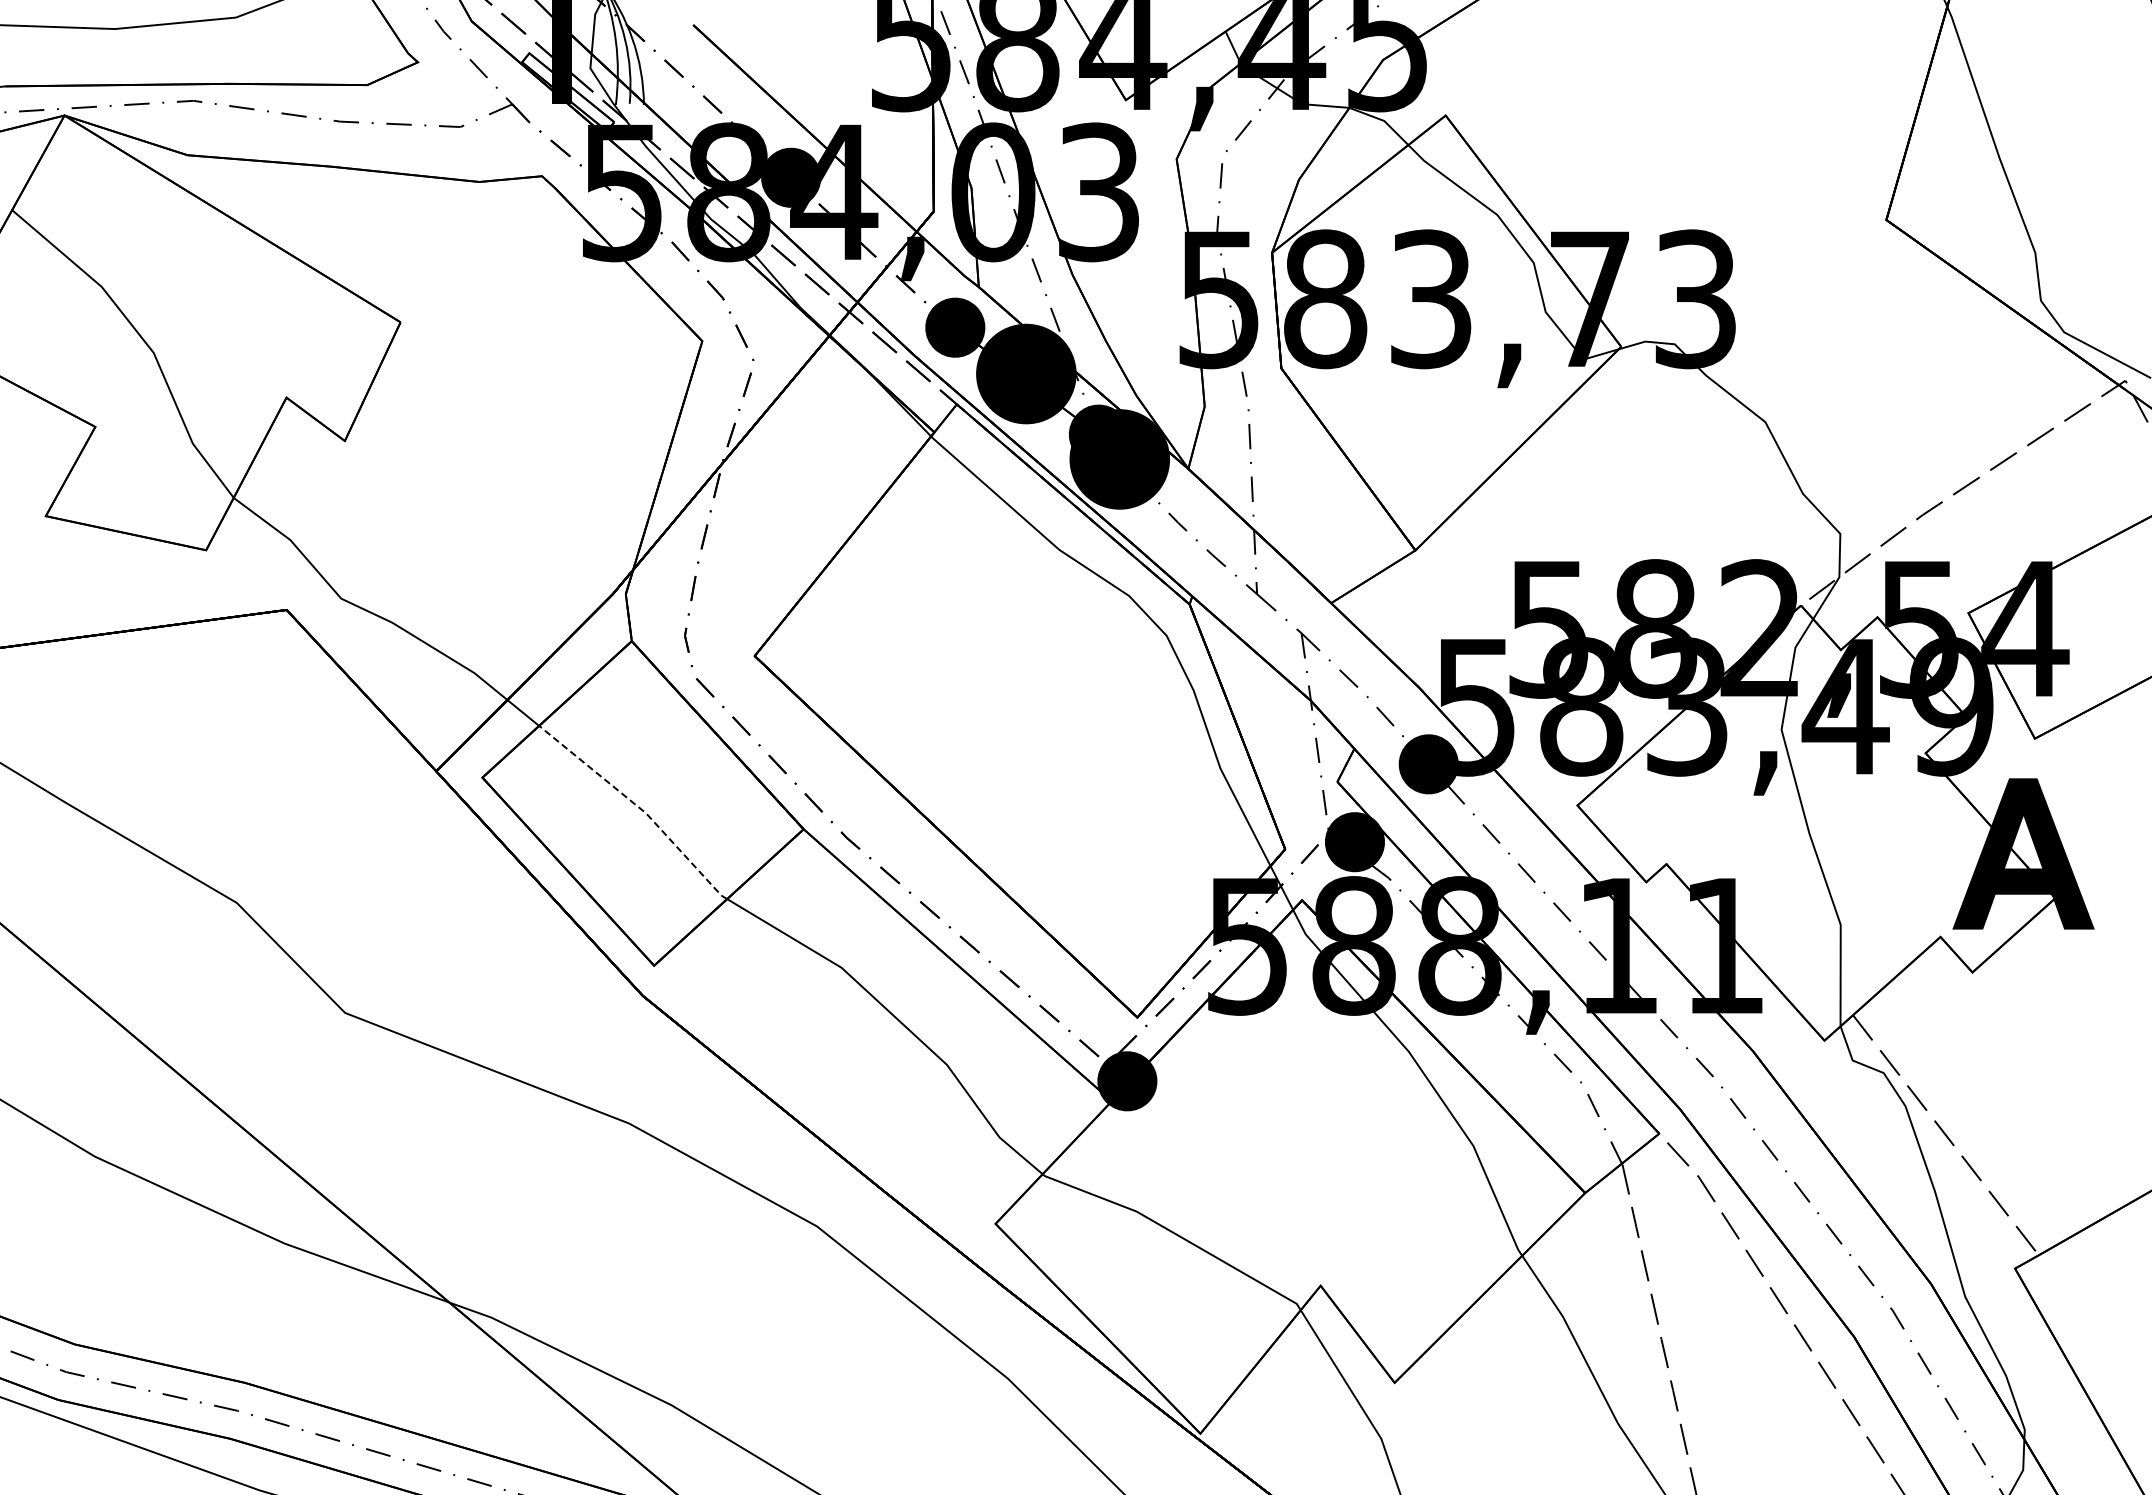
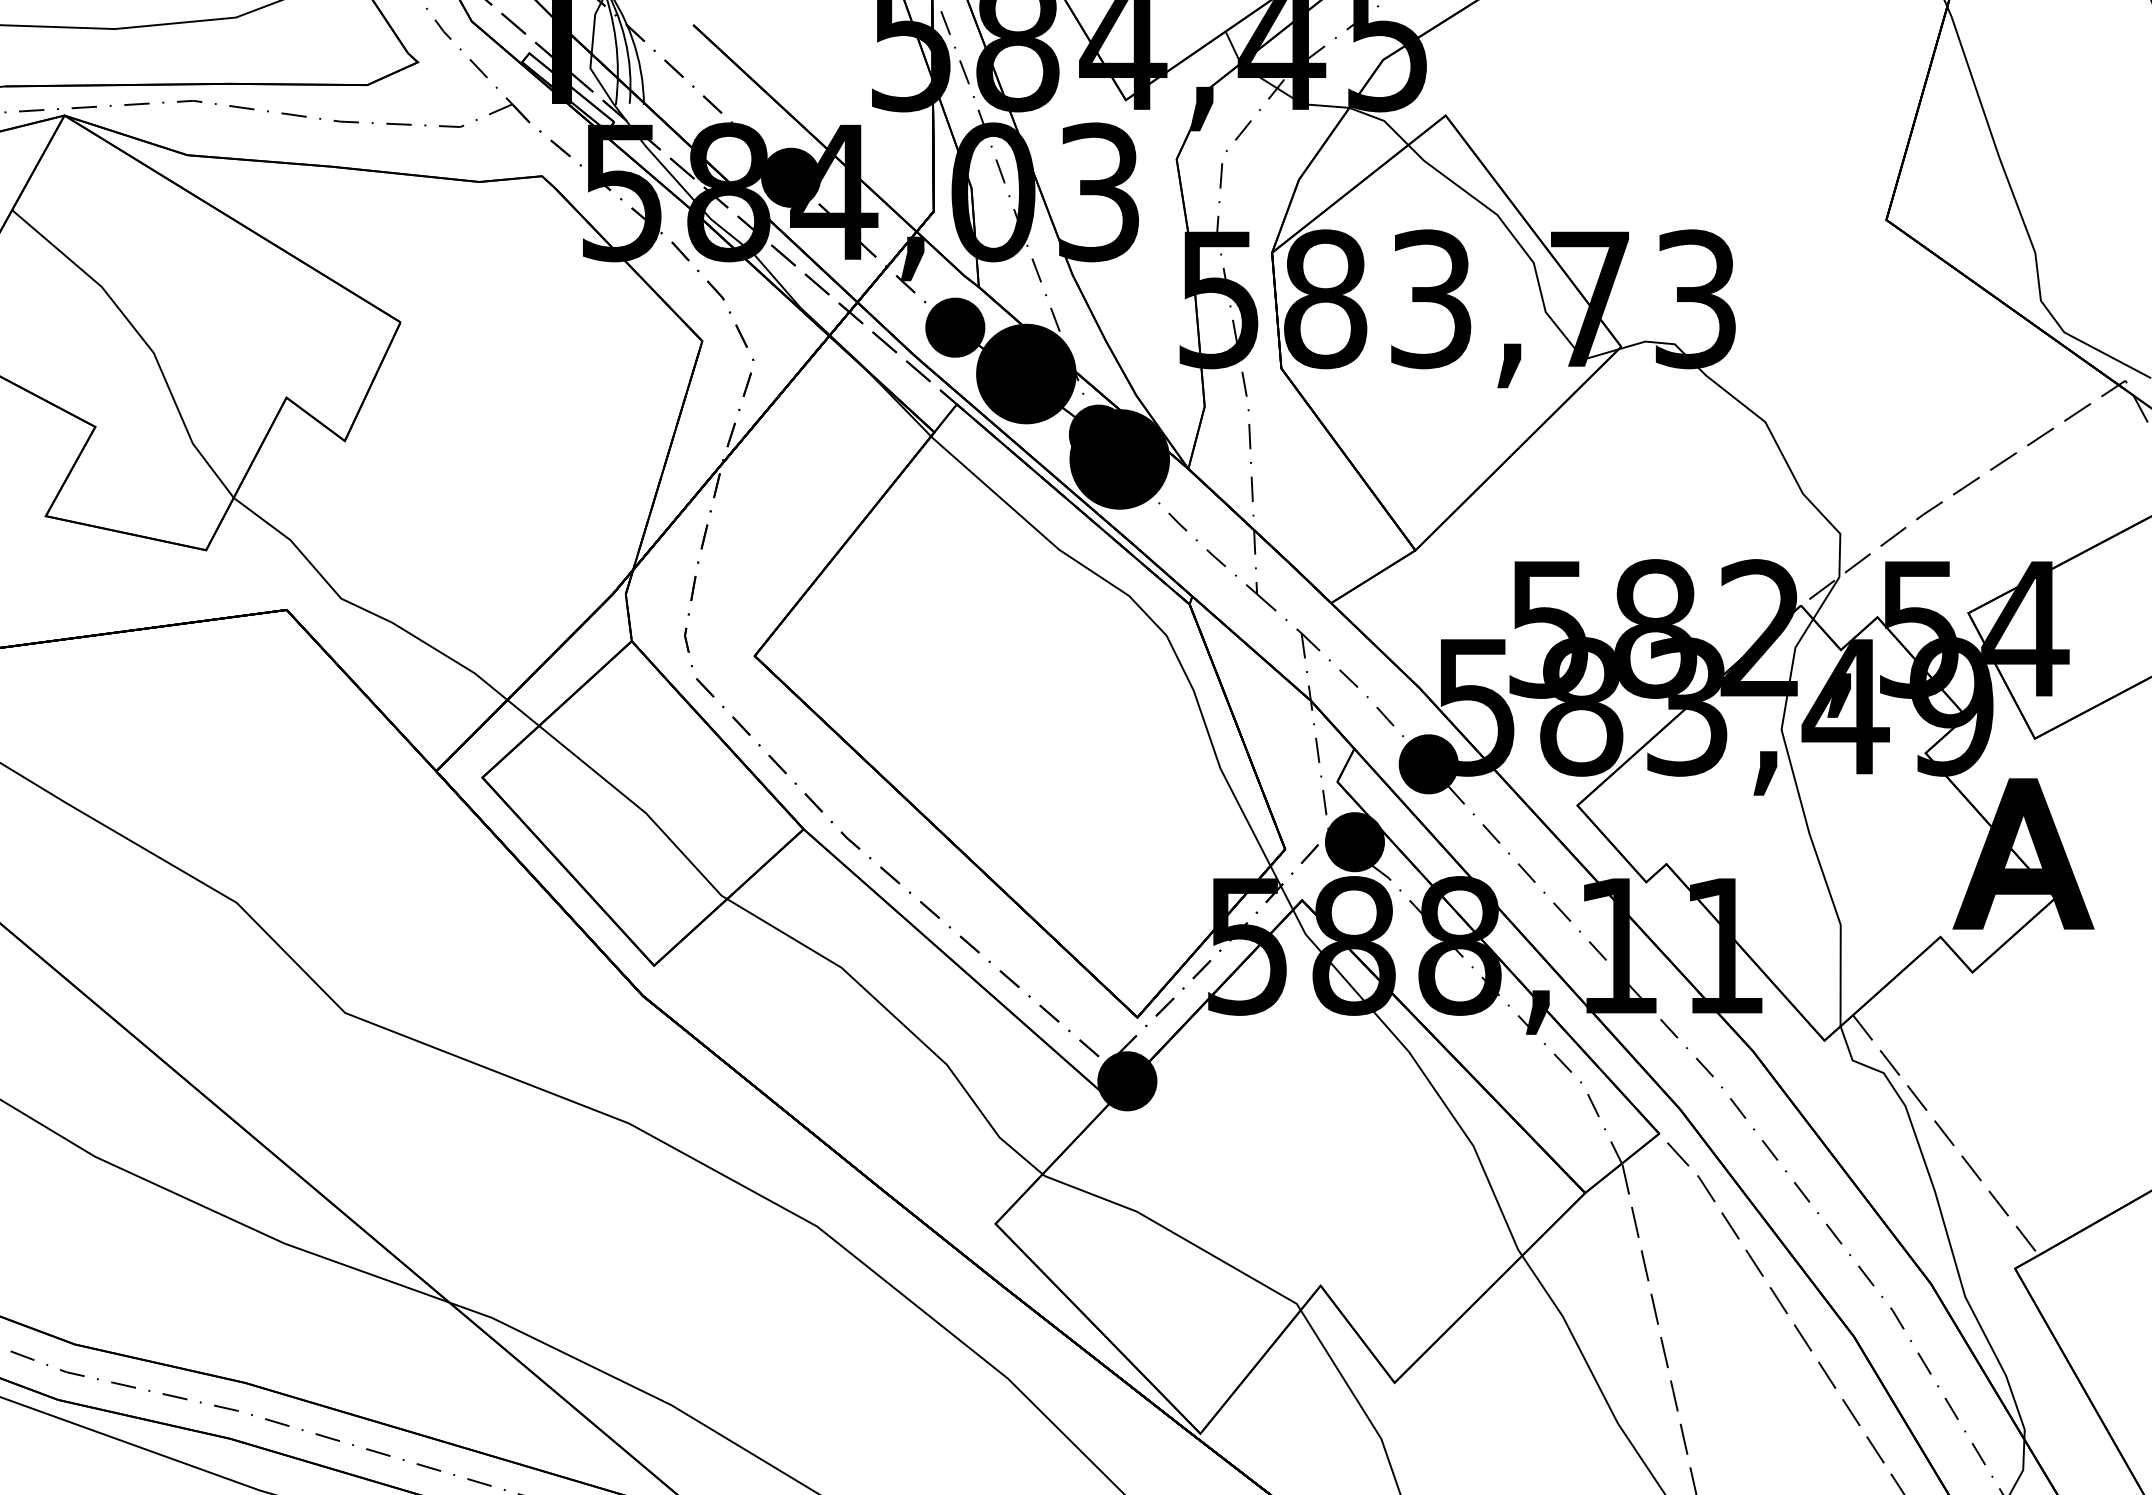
line: dashed -> solid (639, 807)
